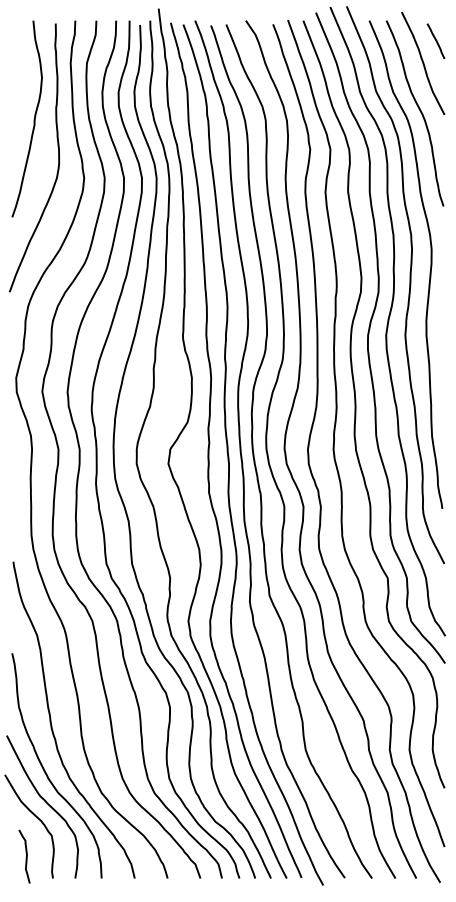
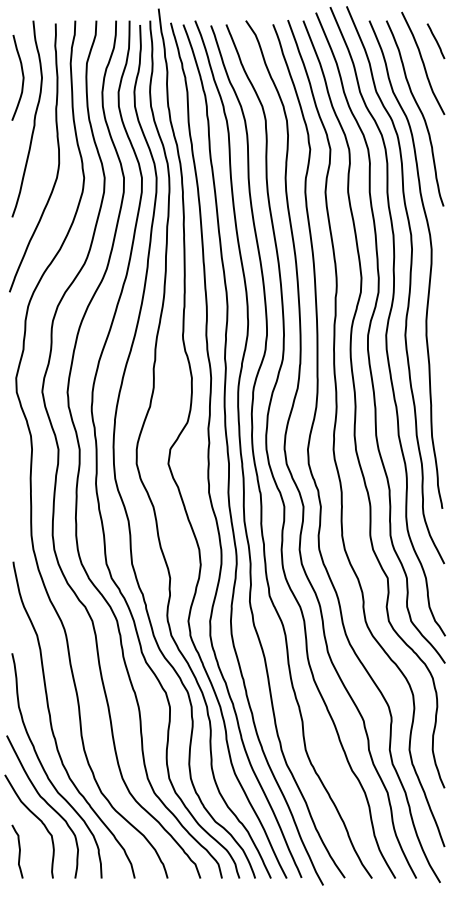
curve: none -> present (22, 77)
curve position: (25, 857) -> (18, 852) (18, 852)
